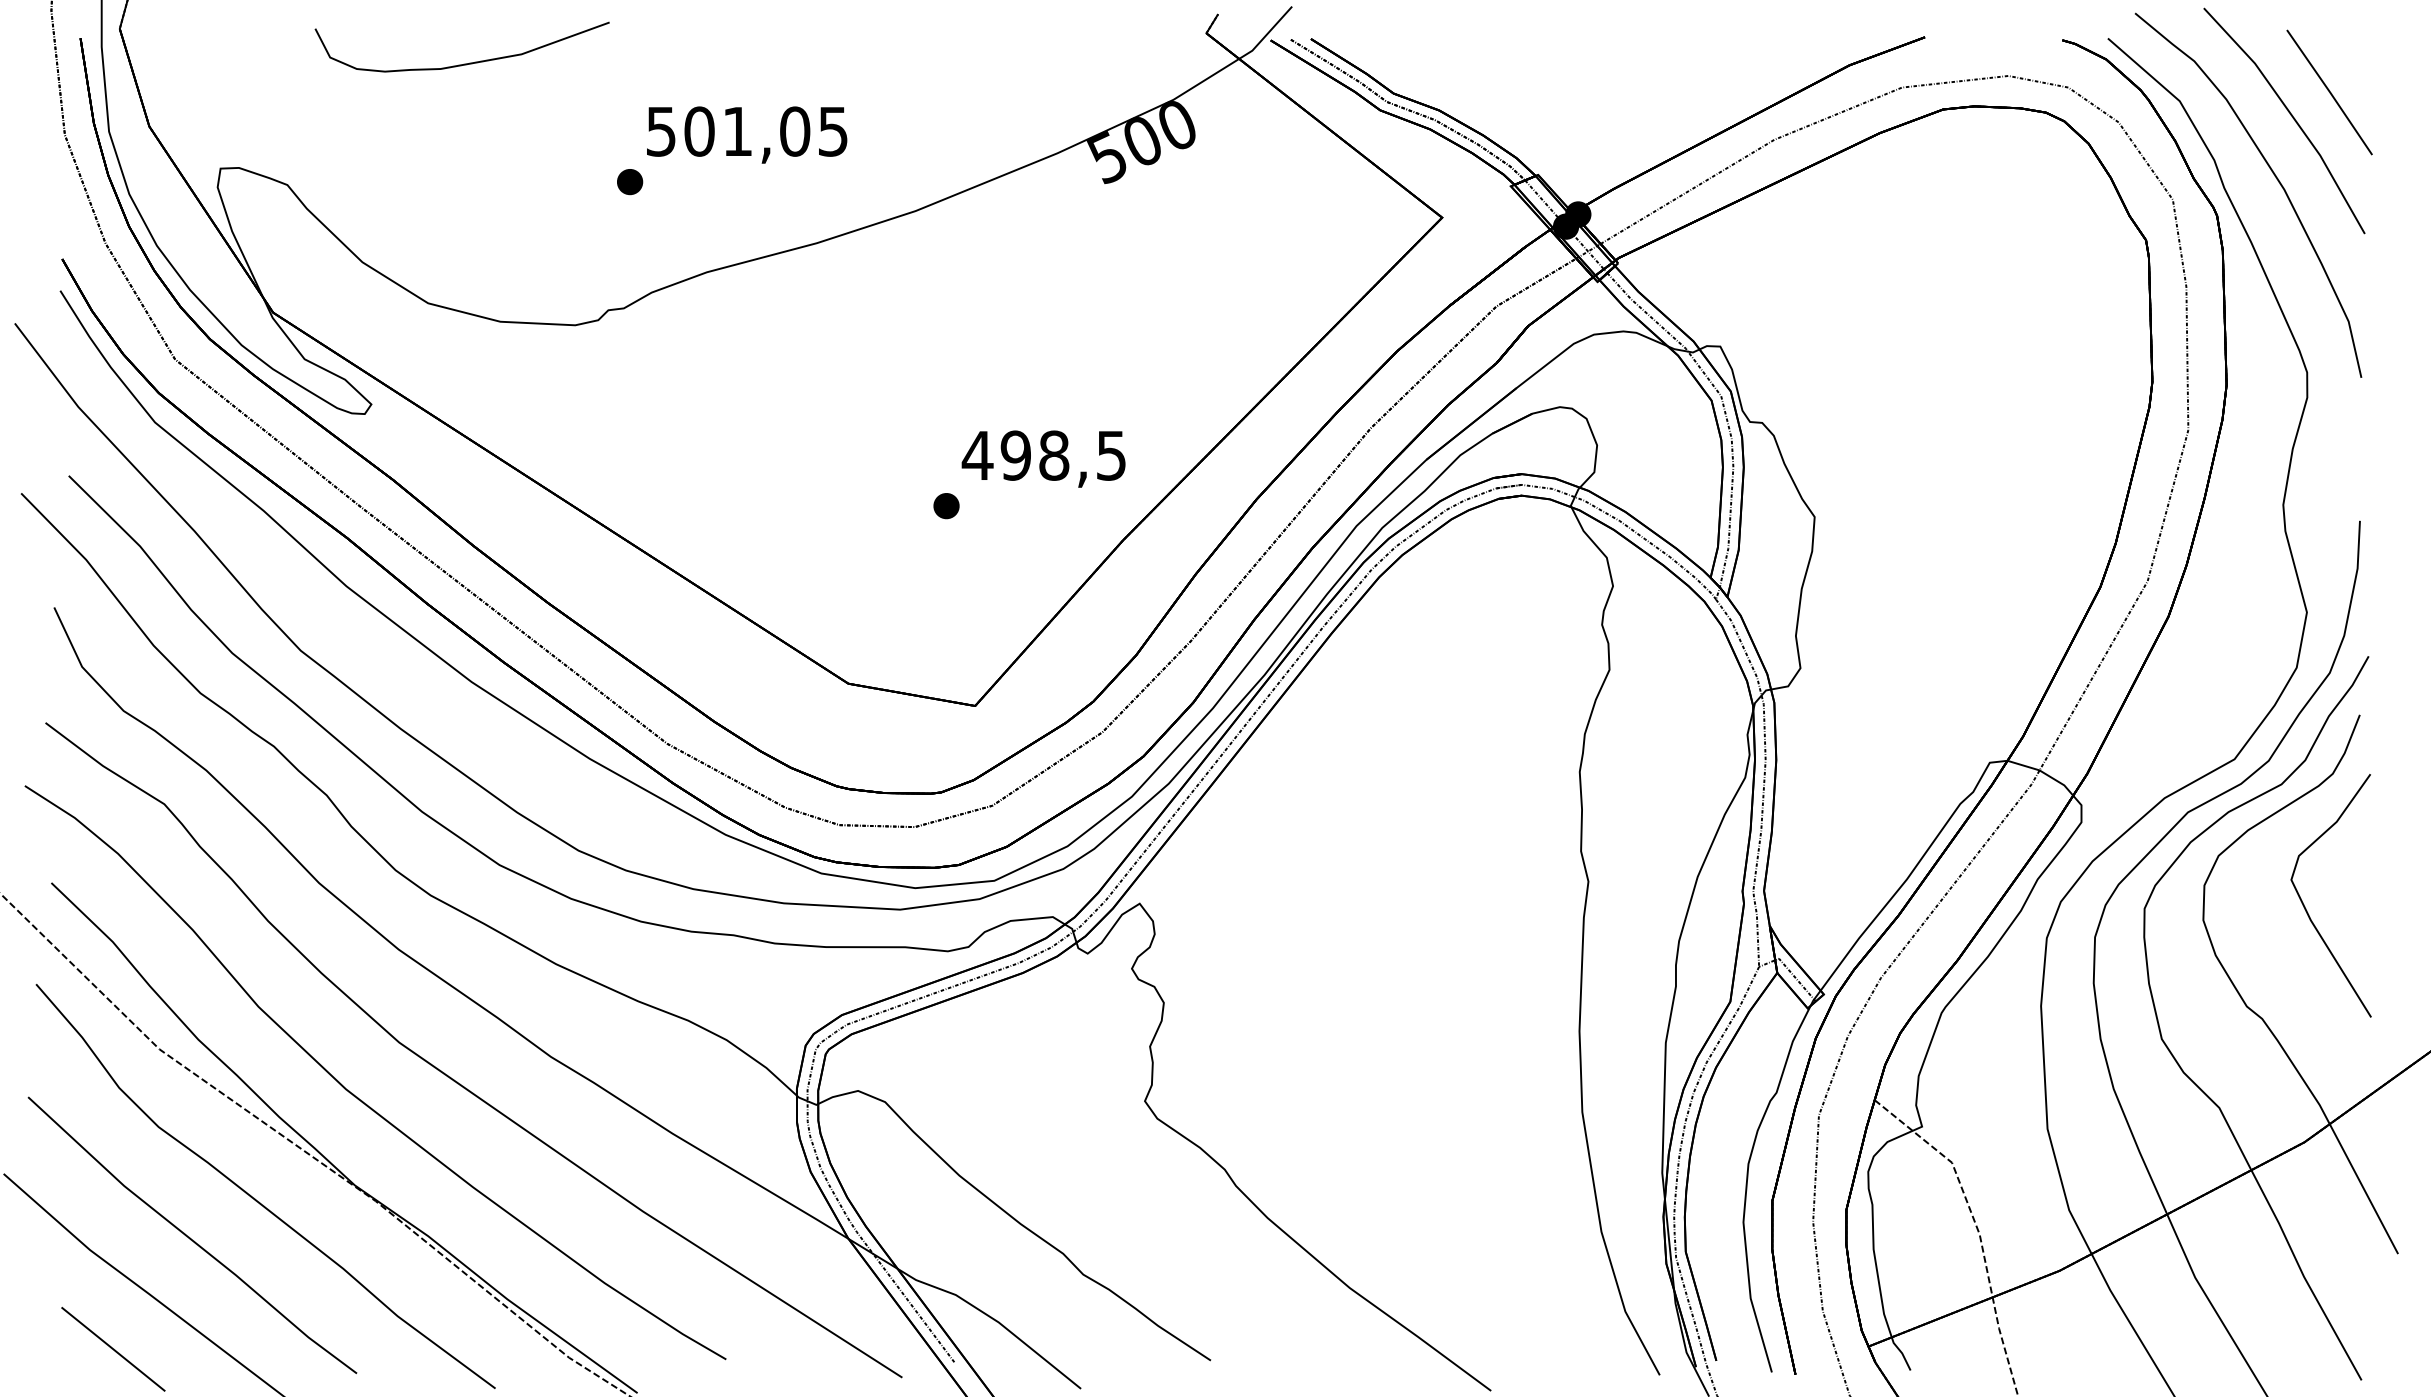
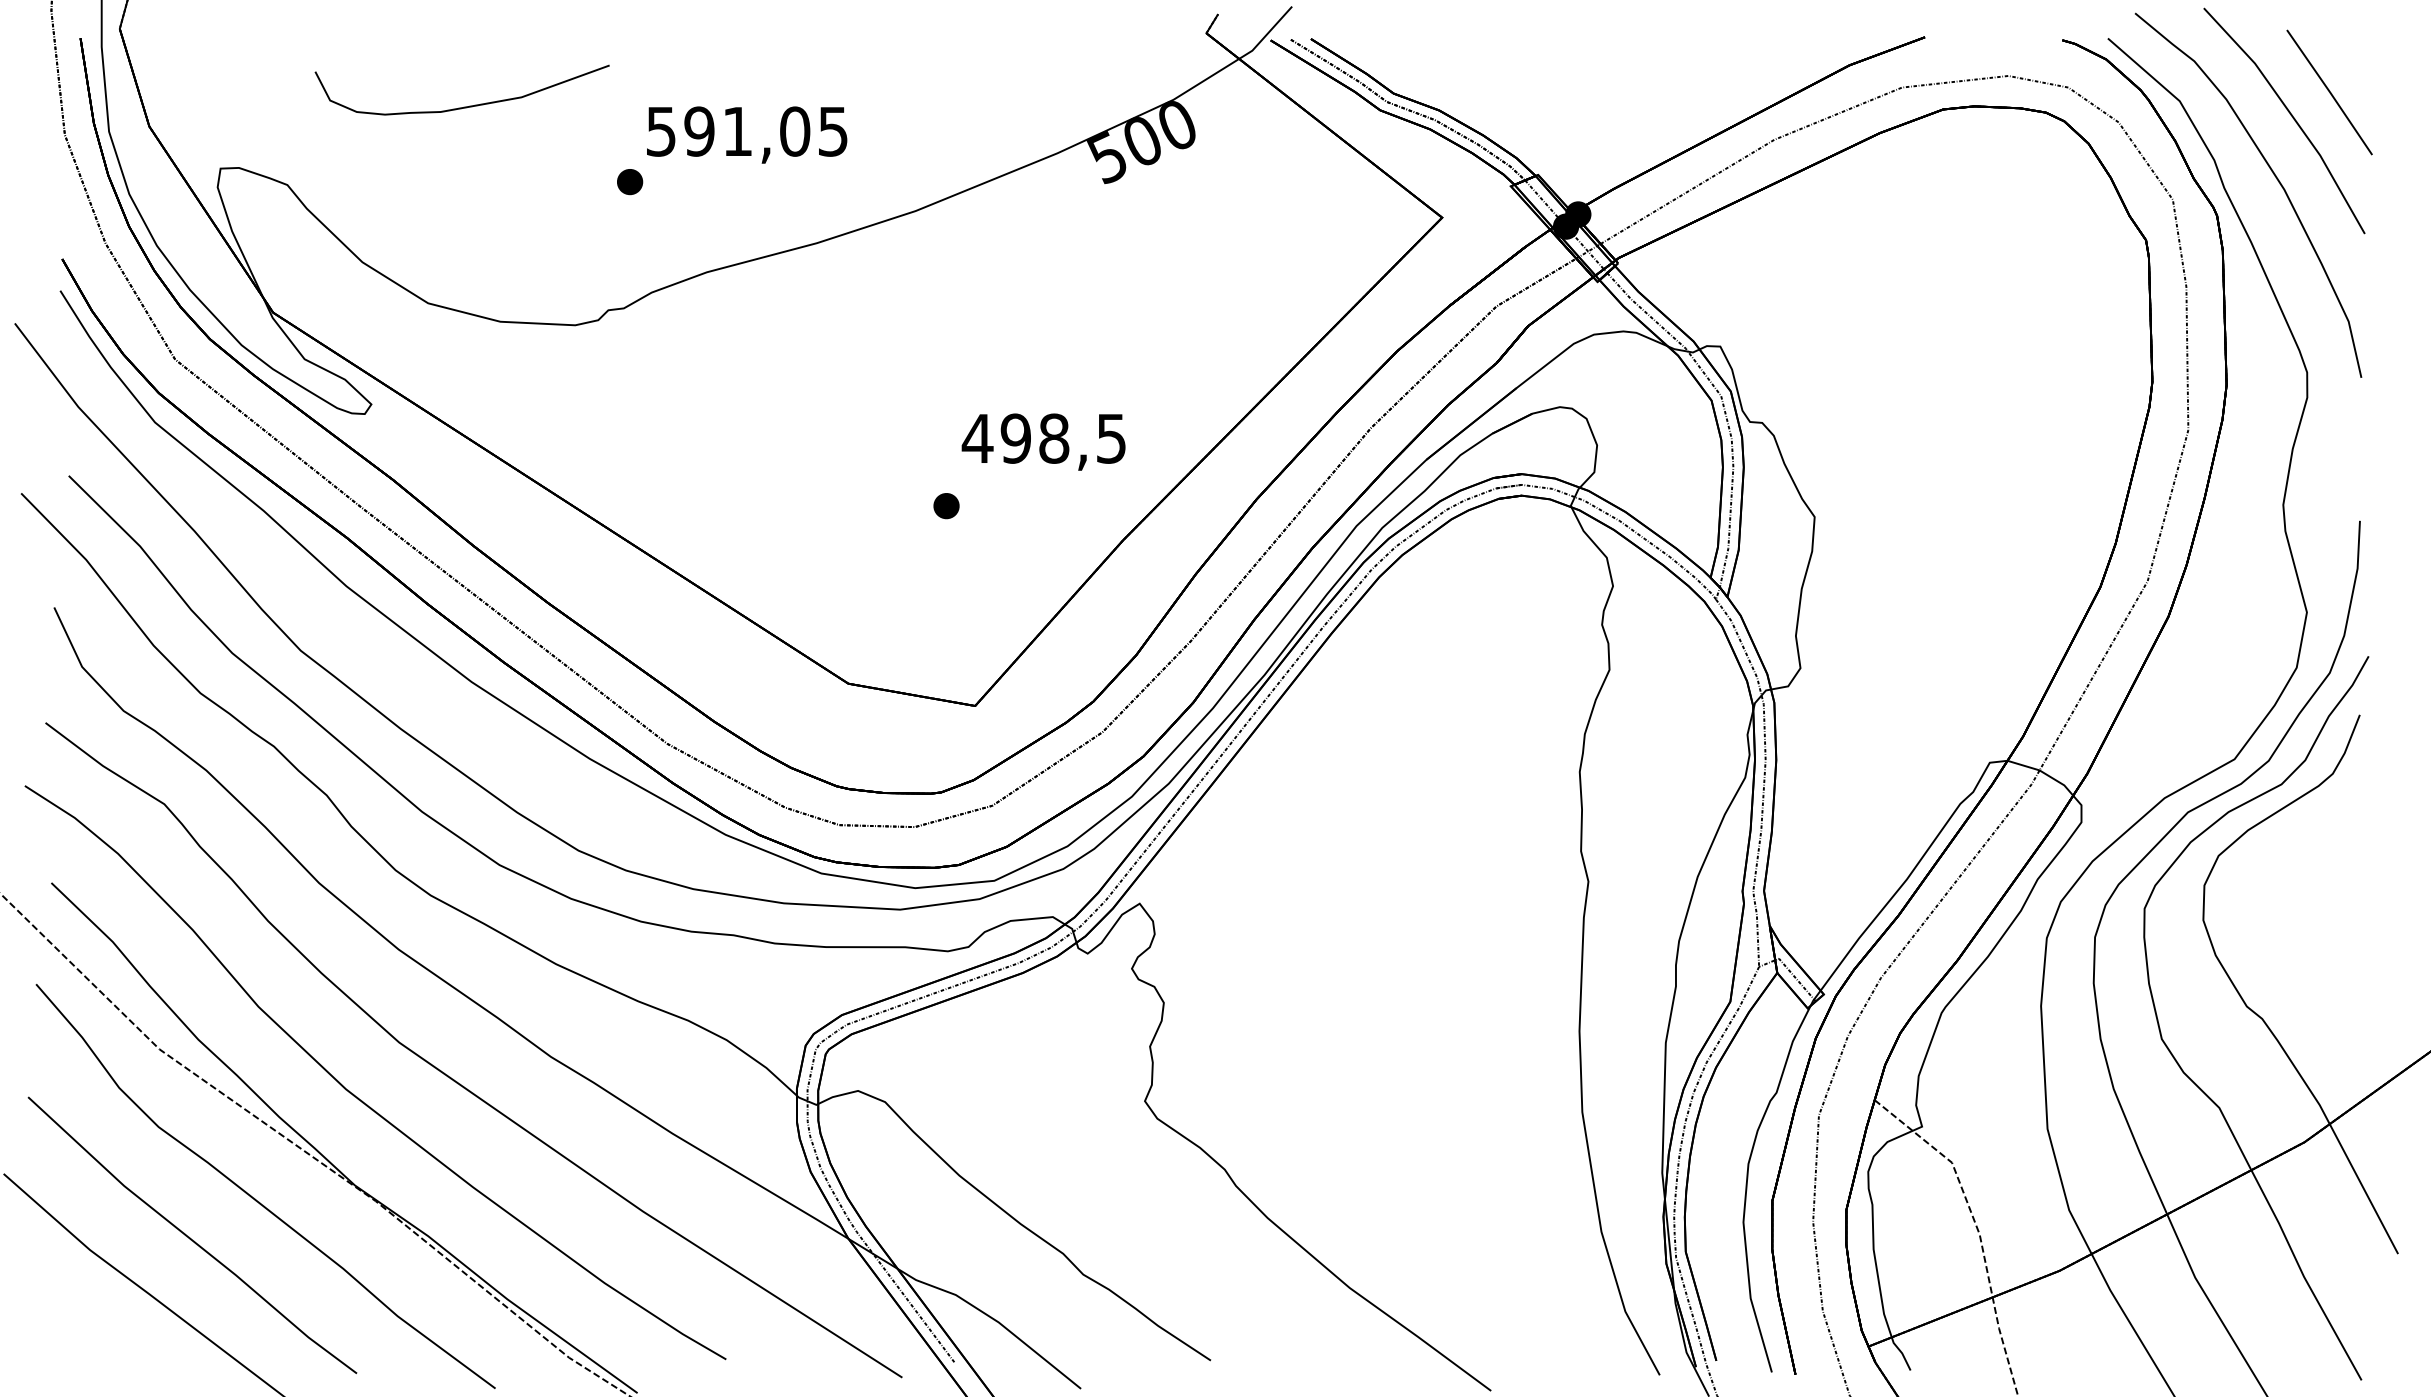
curve position: (464, 63) -> (464, 106) (464, 106)
text: 501,05 -> 591,05 (699, 131)
text position: (1043, 458) -> (1043, 441) (1043, 441)
part: present -> none (2306, 908)
line: present -> none (113, 1349)
